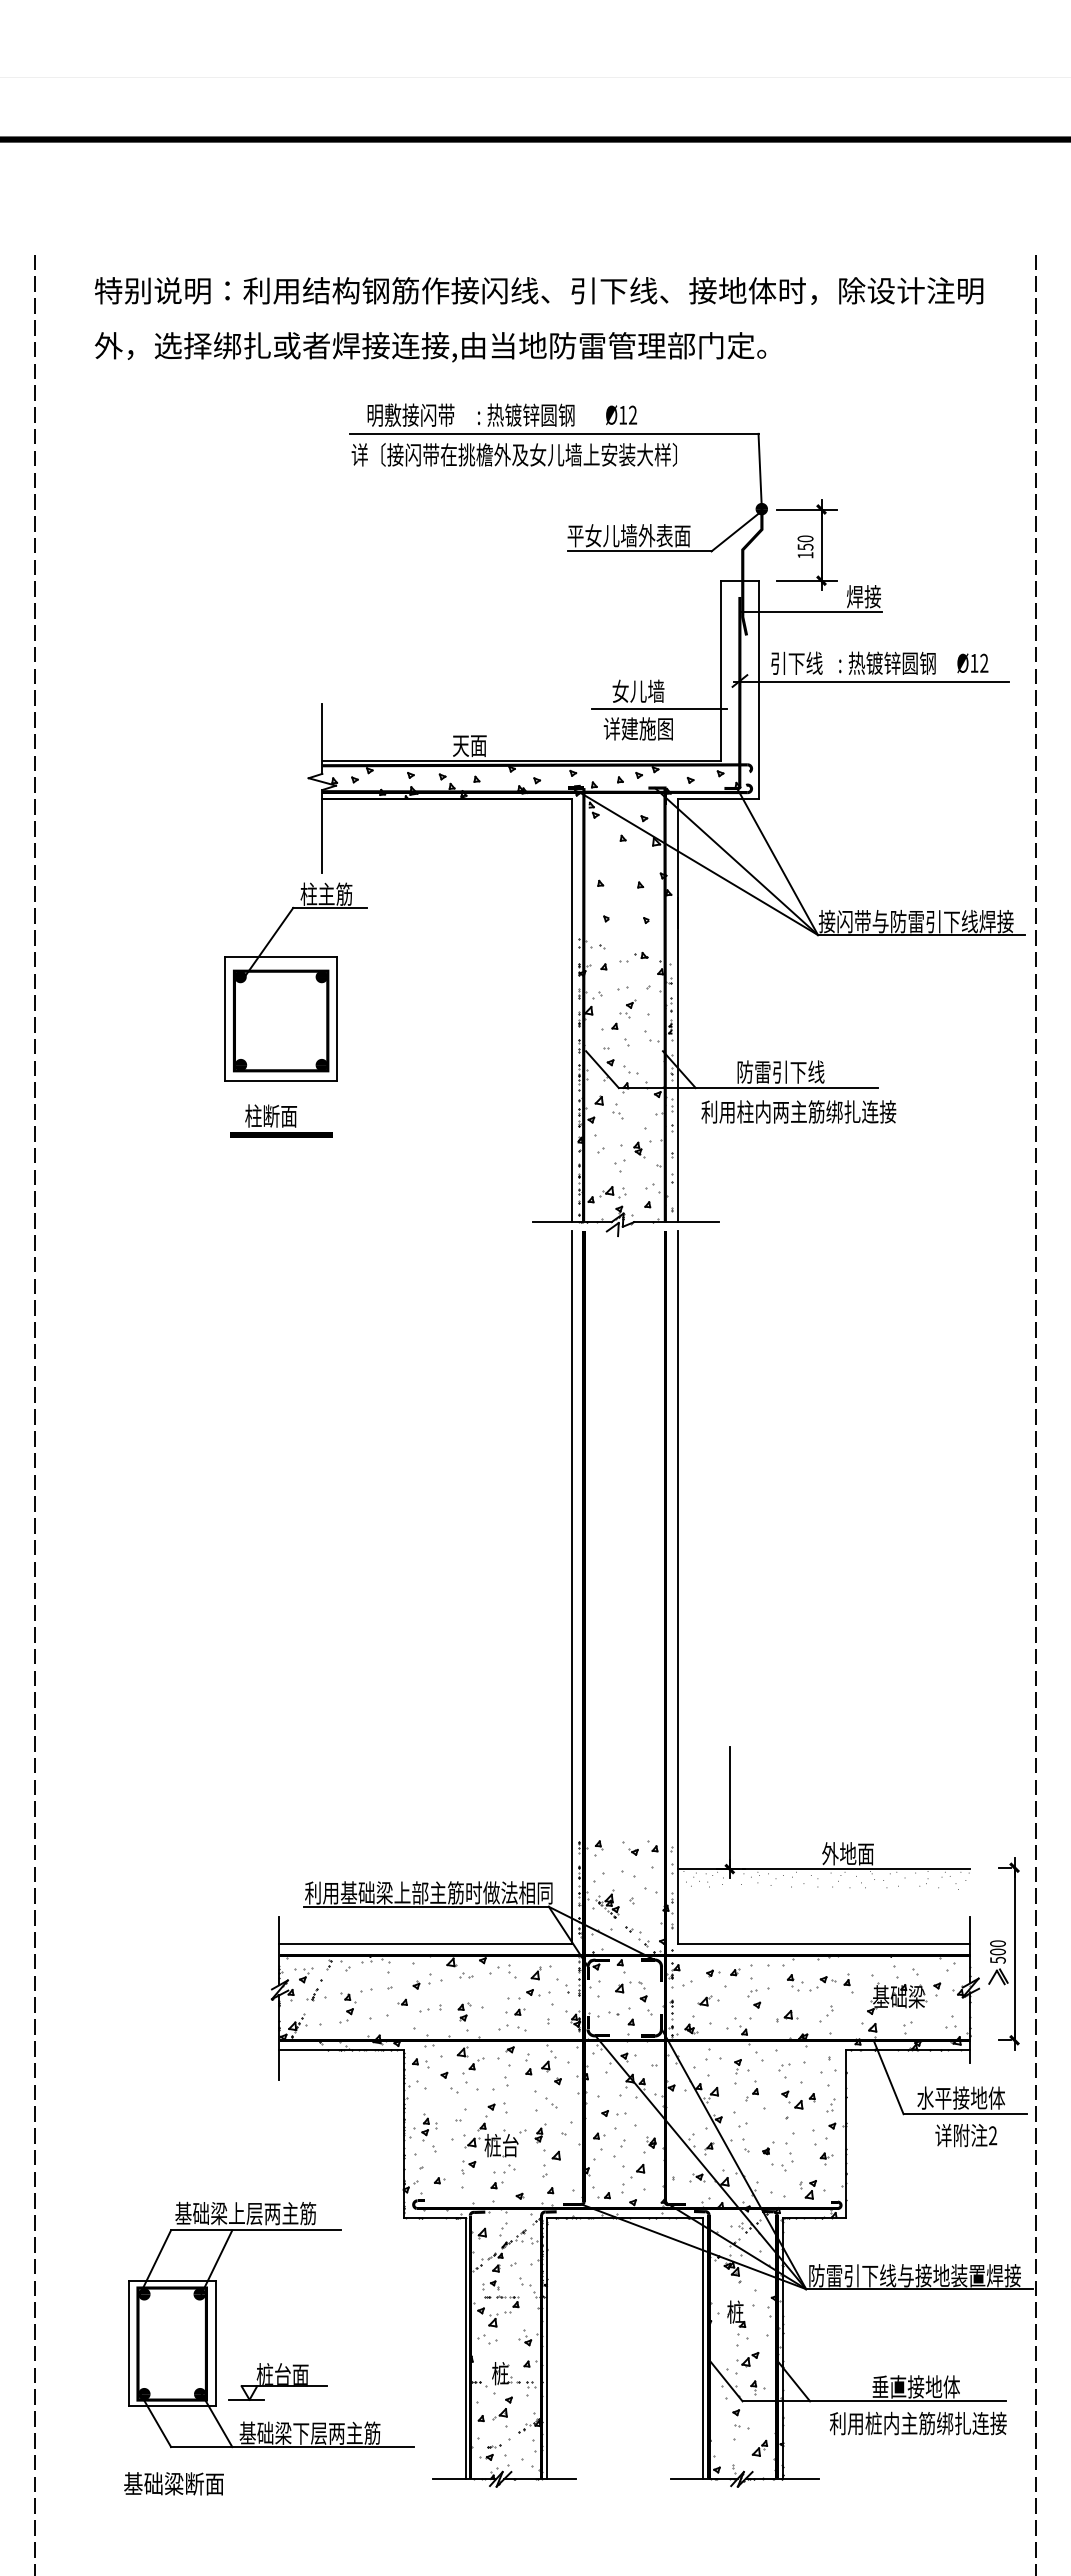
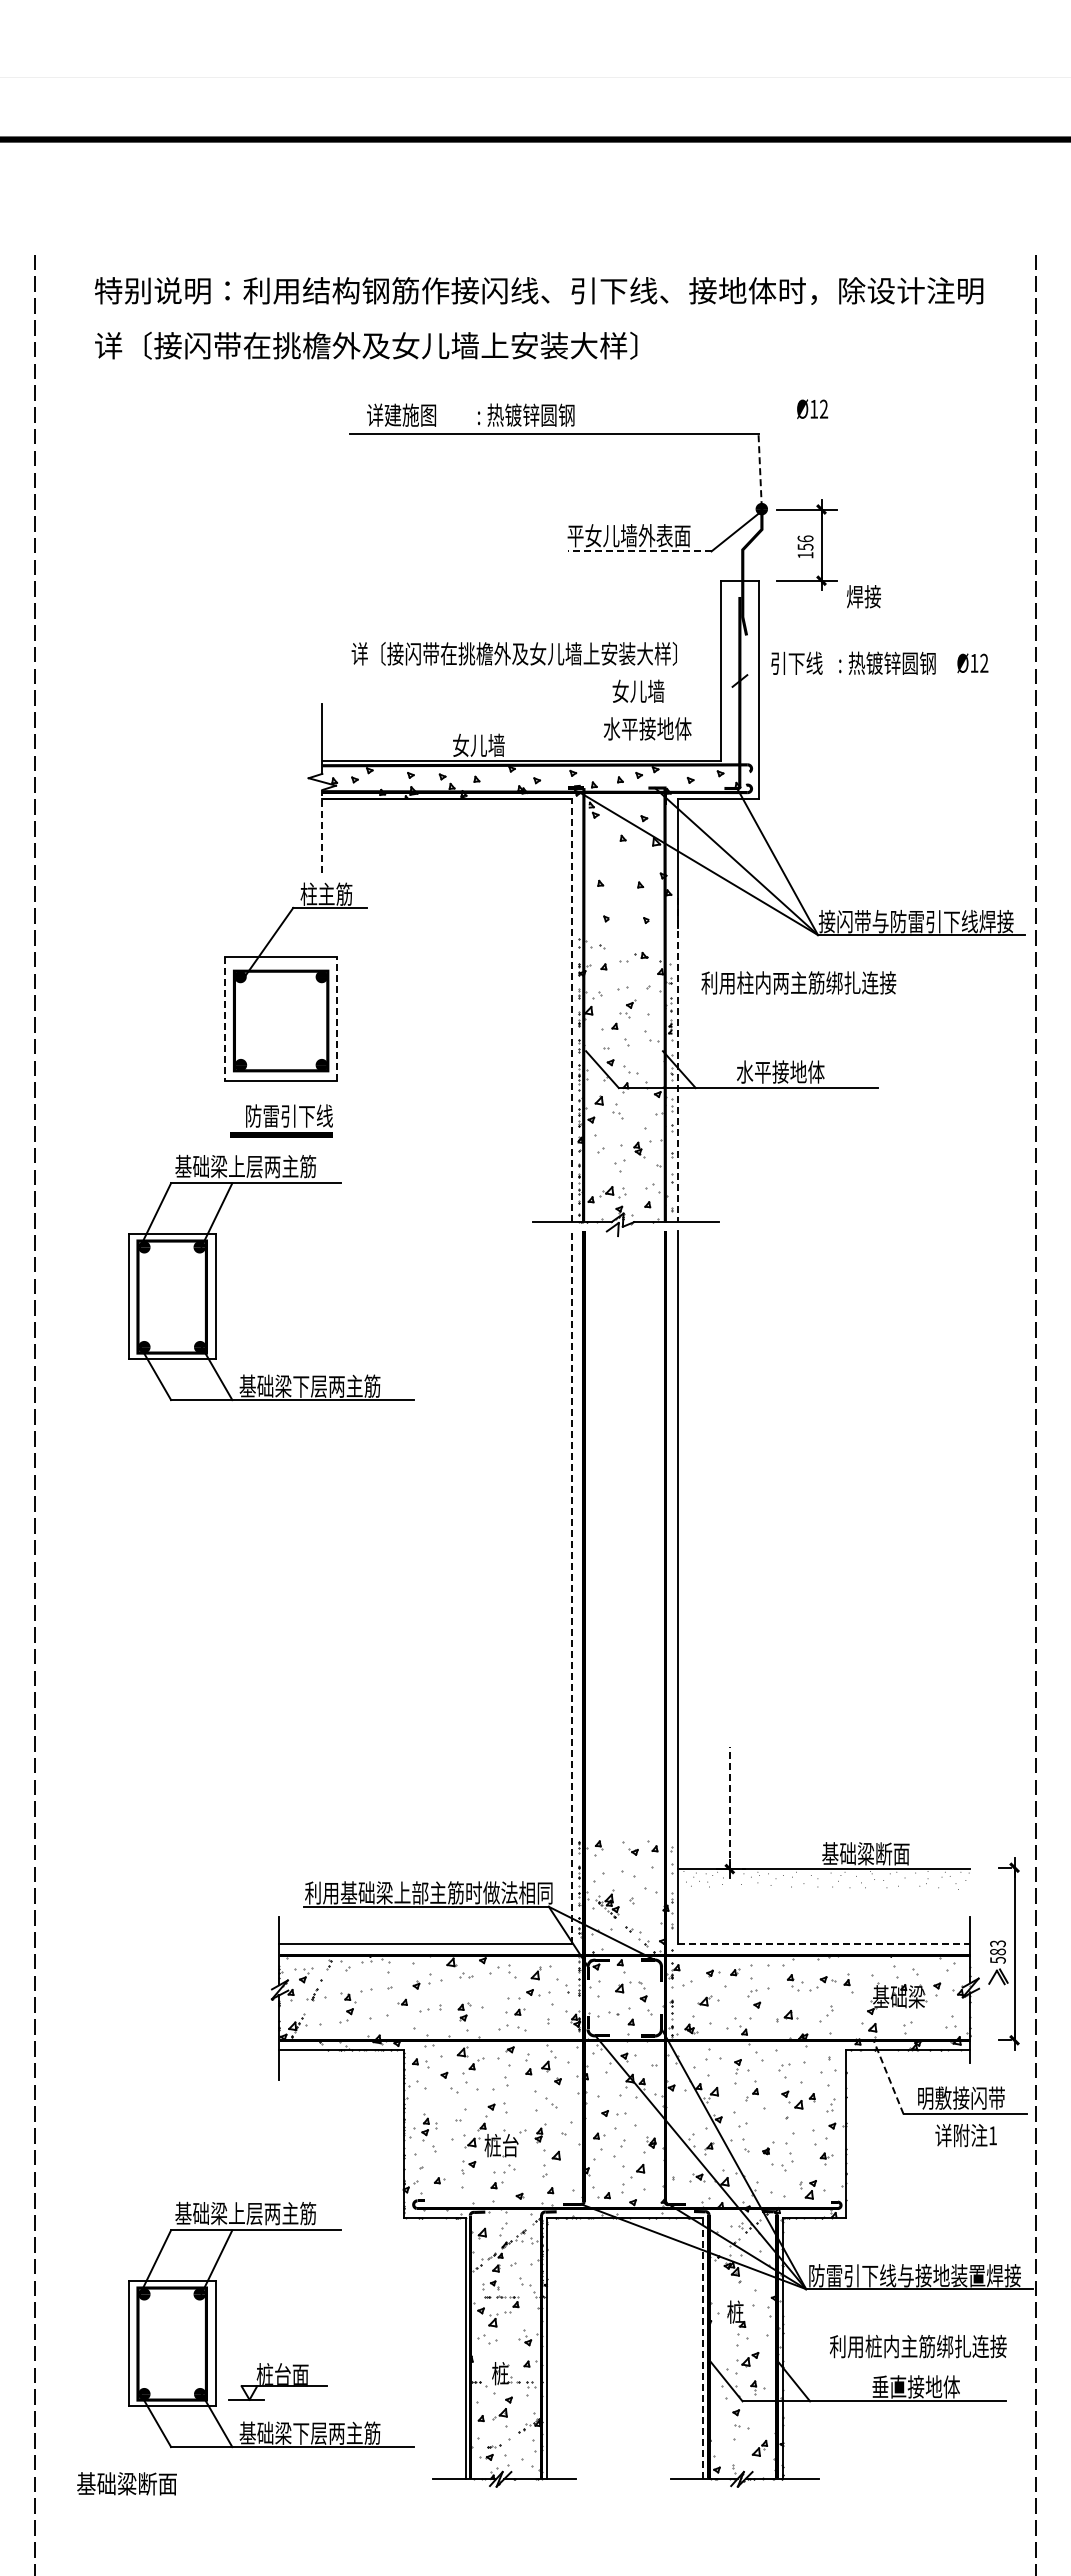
text: 外，选择绑扎或者焊接连接,由当地防雷管理部门定。 -> 详〔接闪带在挑檐外及女儿墙上安装大样〕 (430, 346)
text: 明敷接闪带 -> 详建施图 (410, 414)
text position: (621, 414) -> (812, 408) (812, 408)
text position: (513, 454) -> (513, 653) (513, 653)
line: solid -> dashed (760, 470)
text: 150 -> 156 (805, 538)
line: solid -> dashed (639, 551)
line: present -> none (810, 611)
line: present -> none (871, 681)
line: present -> none (658, 708)
text: 详建施图 -> 水平接地体 (647, 728)
text: 天面 -> 女儿墙 (478, 745)
line: solid -> dashed (322, 830)
line: solid -> dashed (571, 1010)
line: solid -> dashed (337, 1018)
line: solid -> dashed (225, 1019)
line: solid -> dashed (677, 1060)
text: 防雷引下线 -> 水平接地体 (780, 1071)
text position: (798, 1111) -> (798, 982) (798, 982)
text: 柱断面 -> 防雷引下线 (288, 1115)
part: none -> present (216, 1277)
line: solid -> dashed (571, 1587)
line: solid -> dashed (729, 1807)
text: 外地面 -> 基础粱断面 (865, 1853)
line: solid -> dashed (824, 1943)
text: 500 -> 583 (997, 1947)
line: solid -> dashed (888, 2077)
text: 水平接地体 -> 明敷接闪带 (961, 2097)
text: 2 -> 1 (993, 2135)
line: solid -> dashed (702, 2348)
text position: (918, 2423) -> (918, 2346) (918, 2346)
text position: (173, 2483) -> (126, 2483) (126, 2483)
